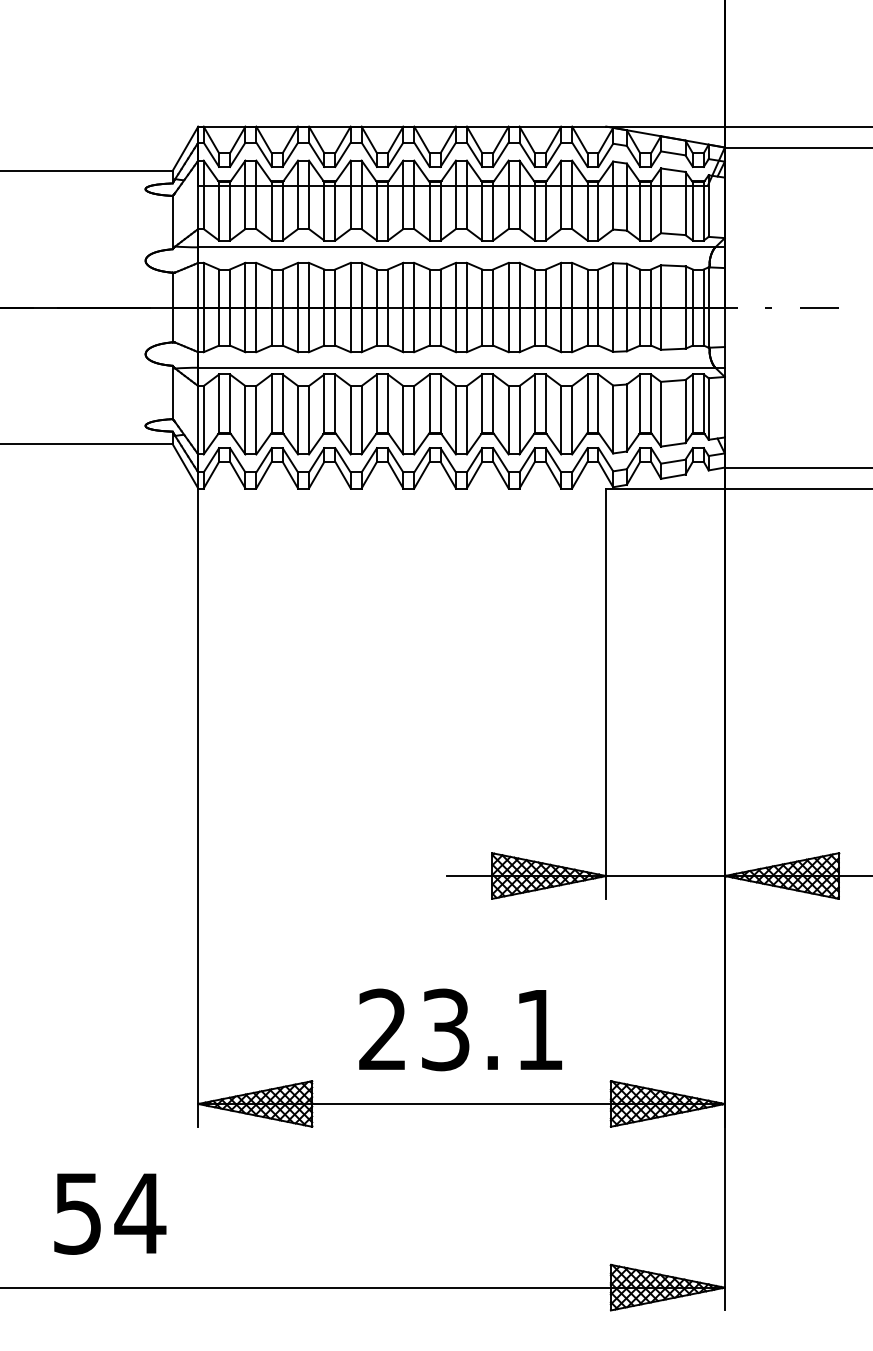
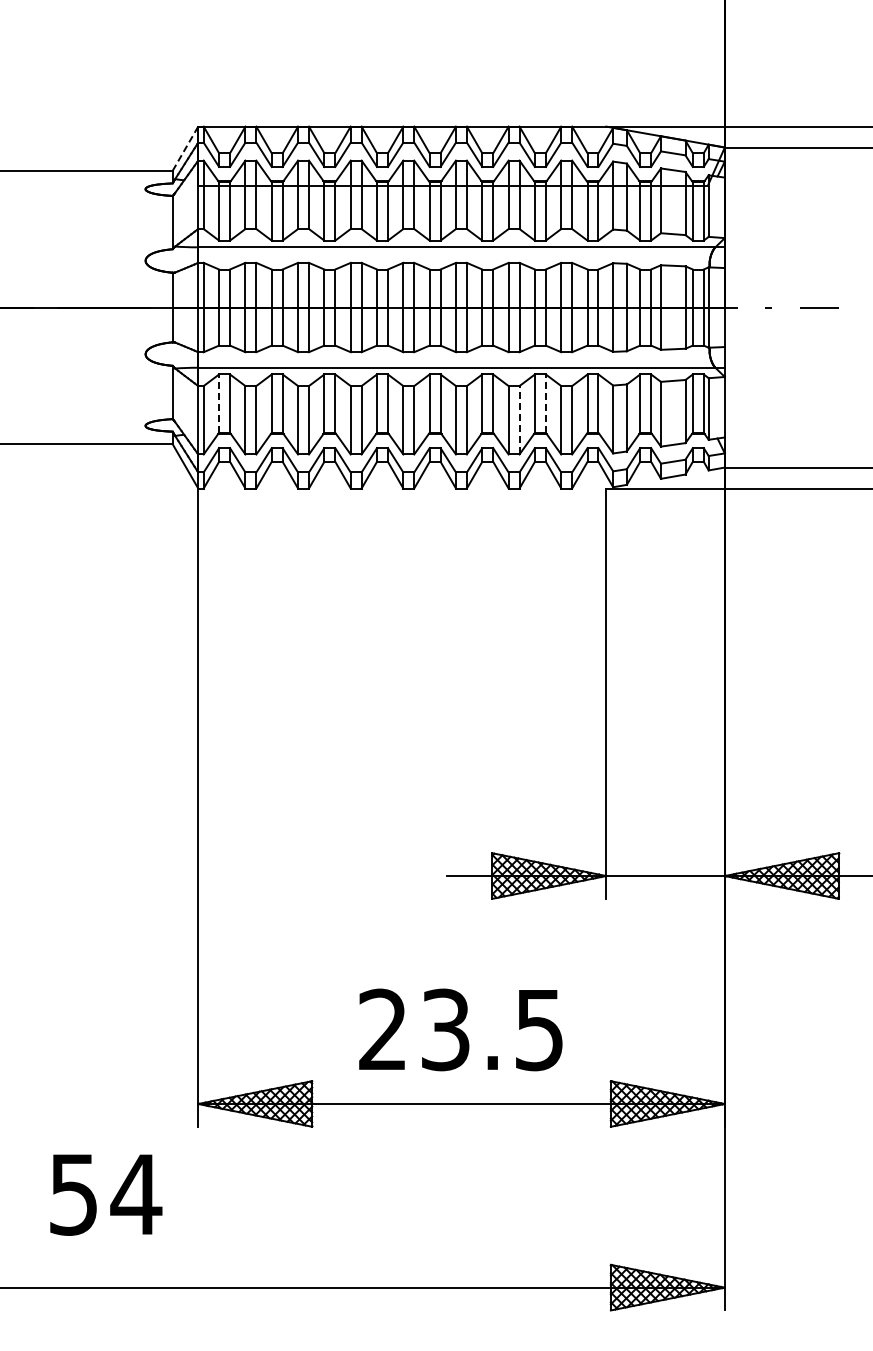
line: solid -> dashed (185, 148)
line: solid -> dashed (219, 403)
line: solid -> dashed (545, 403)
line: solid -> dashed (519, 419)
text: 23.1 -> 23.5 (539, 1030)
text position: (110, 1213) -> (106, 1194) (106, 1194)
